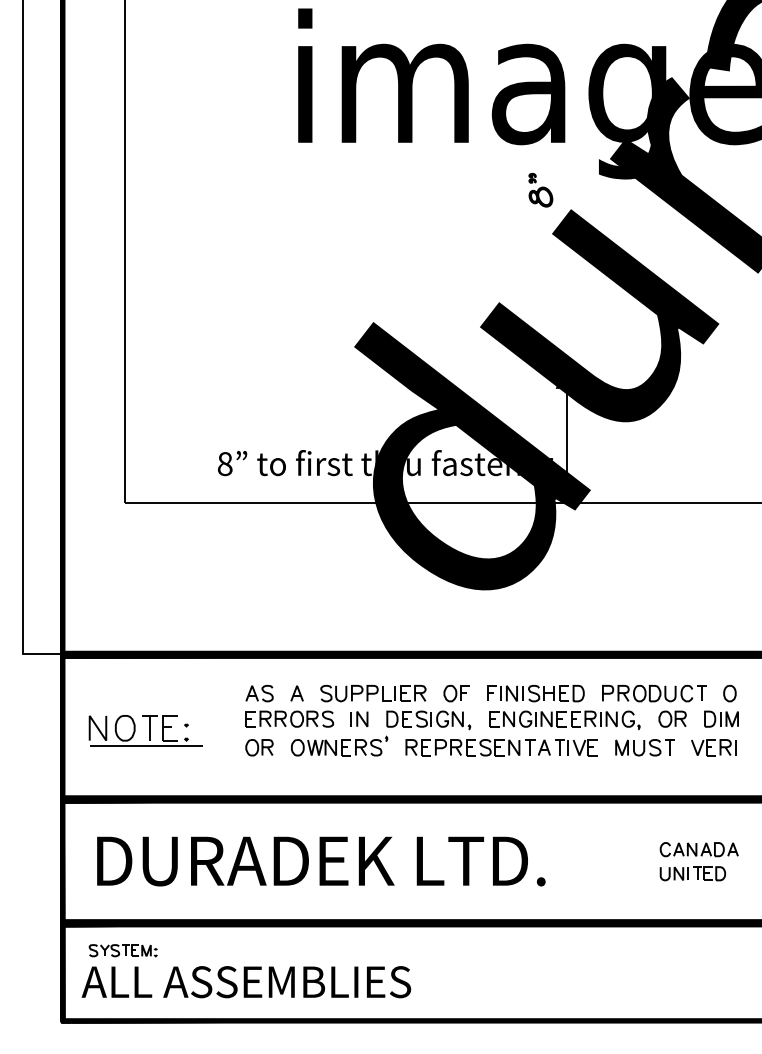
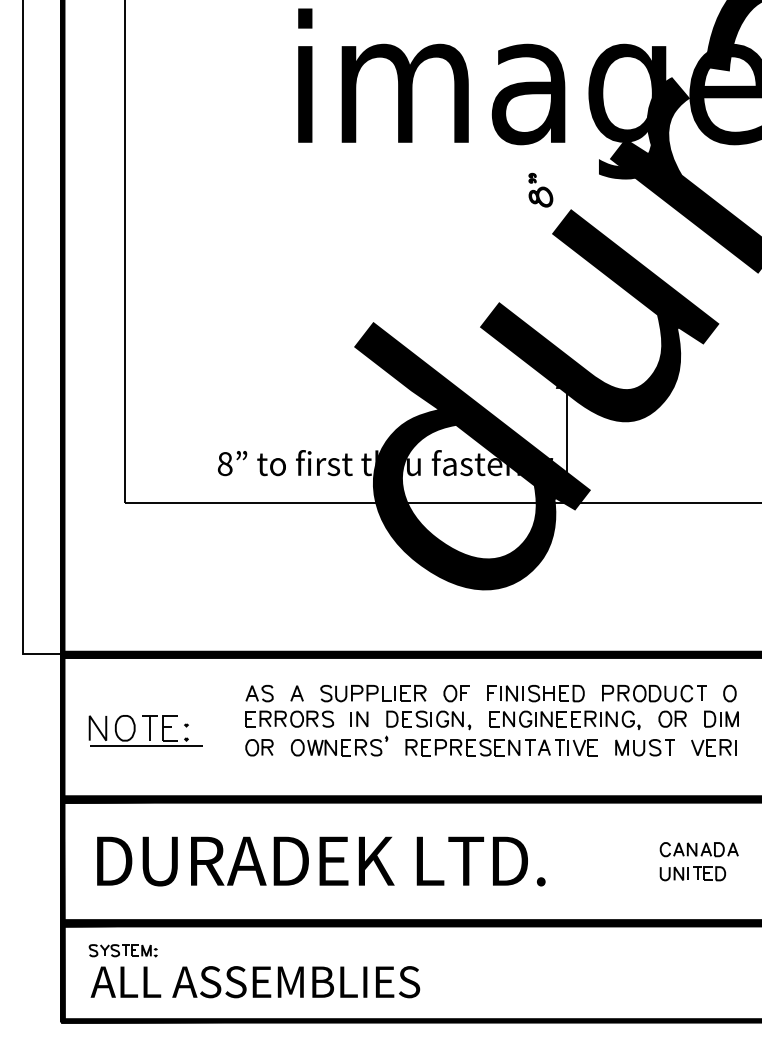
text position: (246, 982) -> (255, 982) (255, 982)
